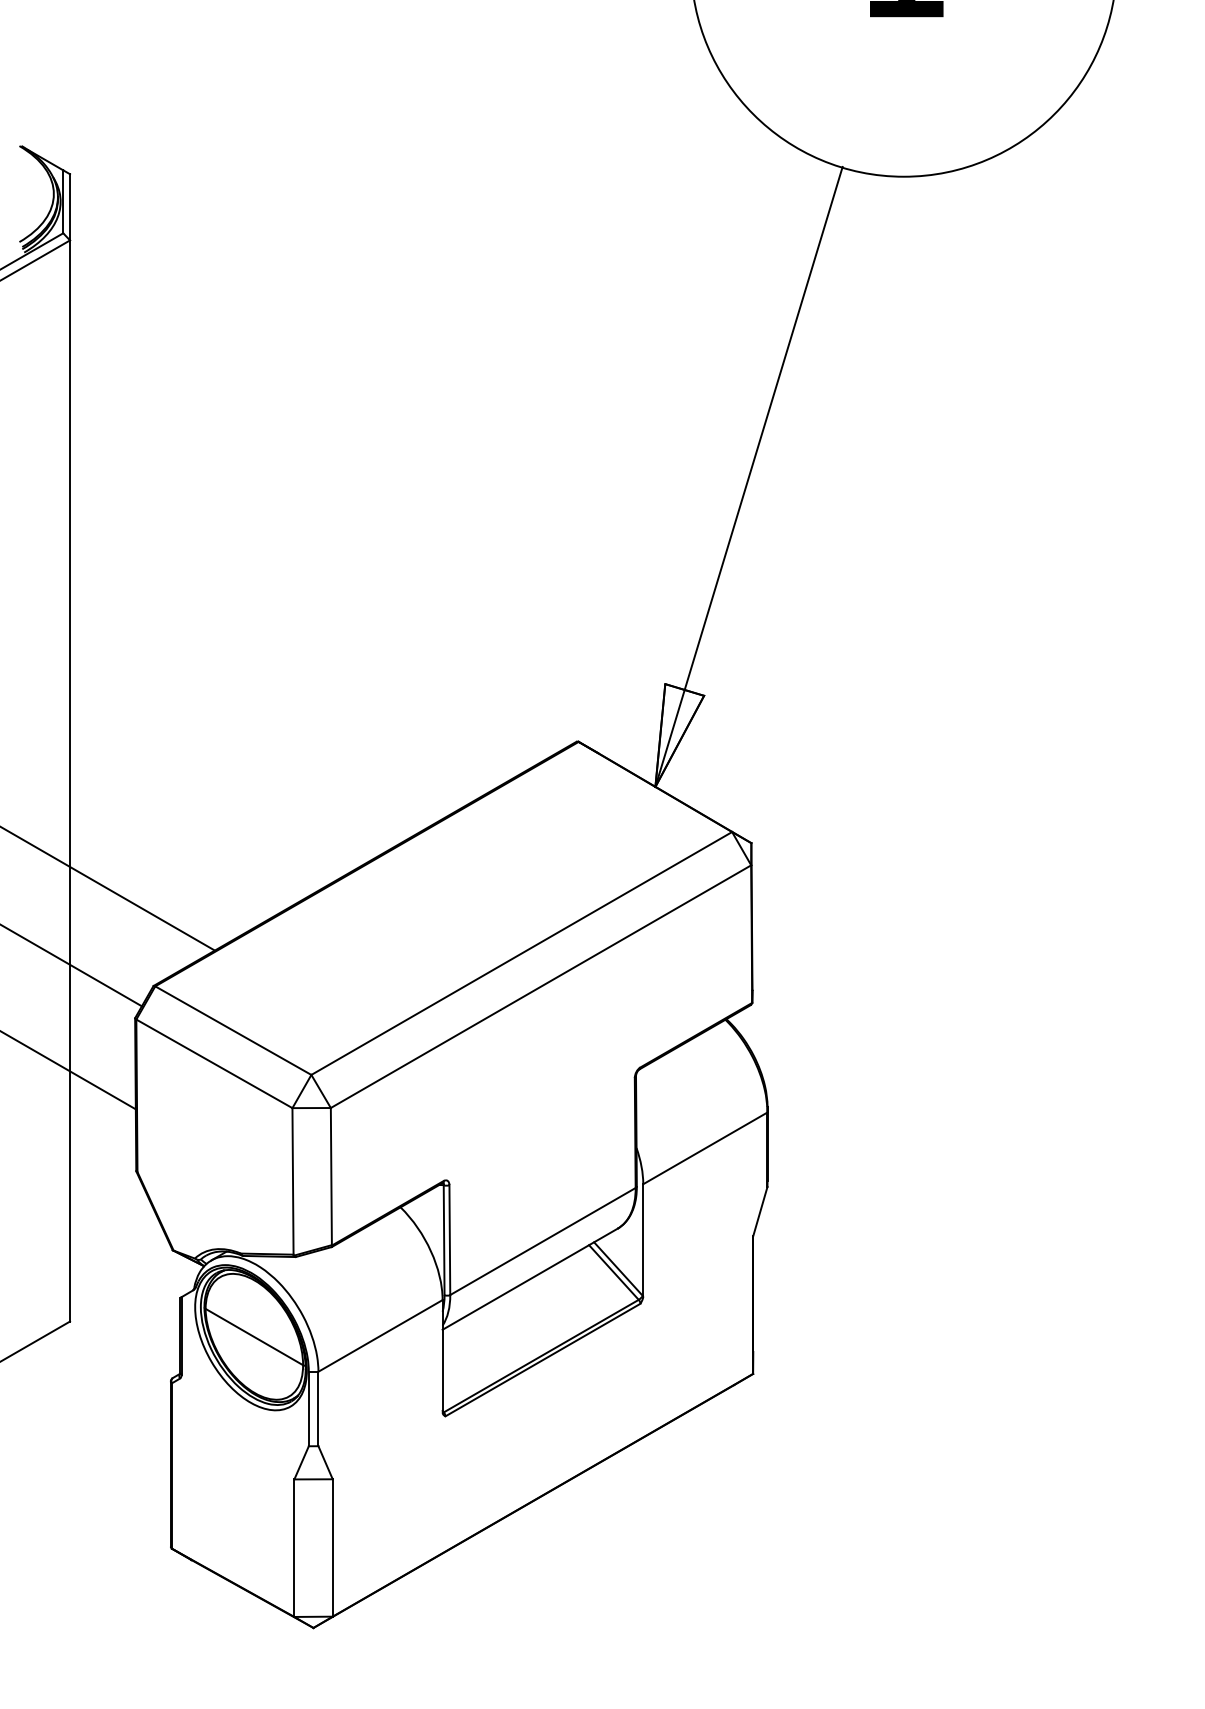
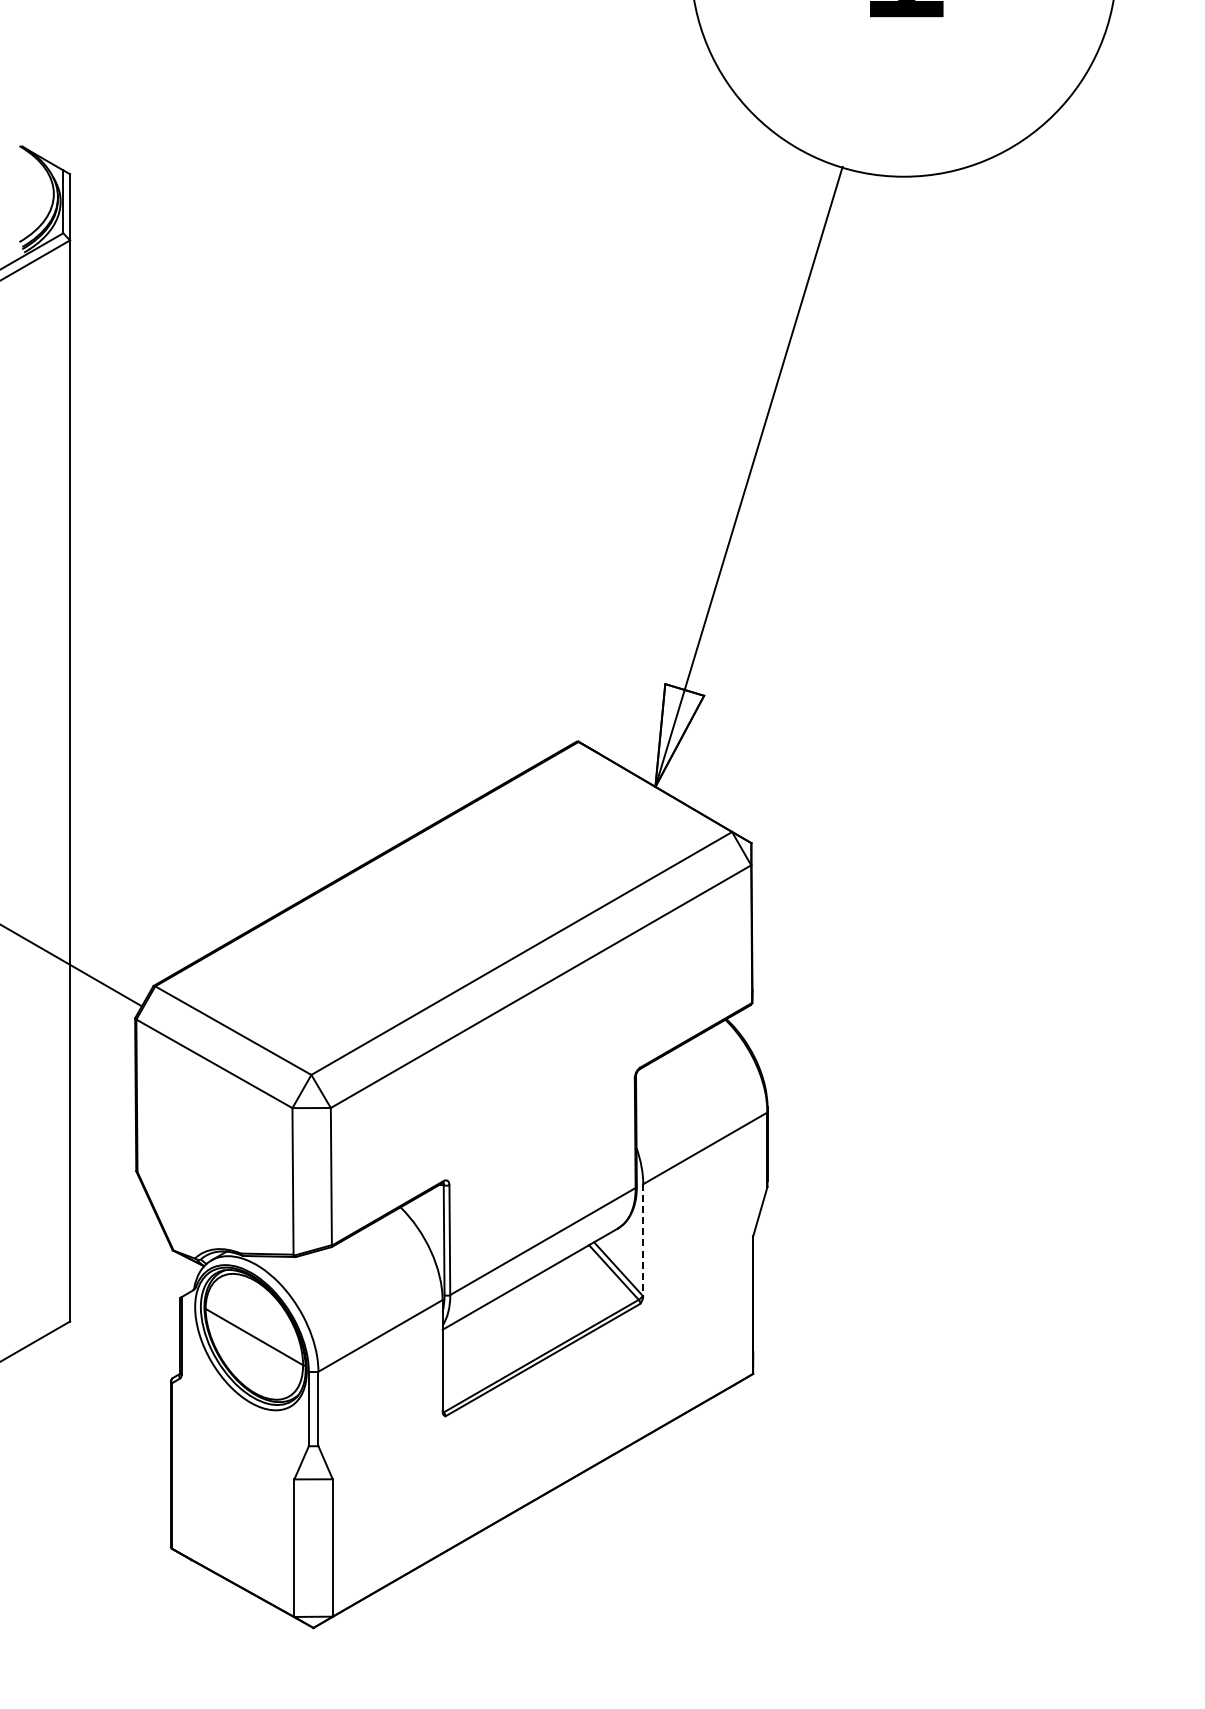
line: present -> none (108, 889)
line: present -> none (68, 1070)
line: solid -> dashed (643, 1240)
